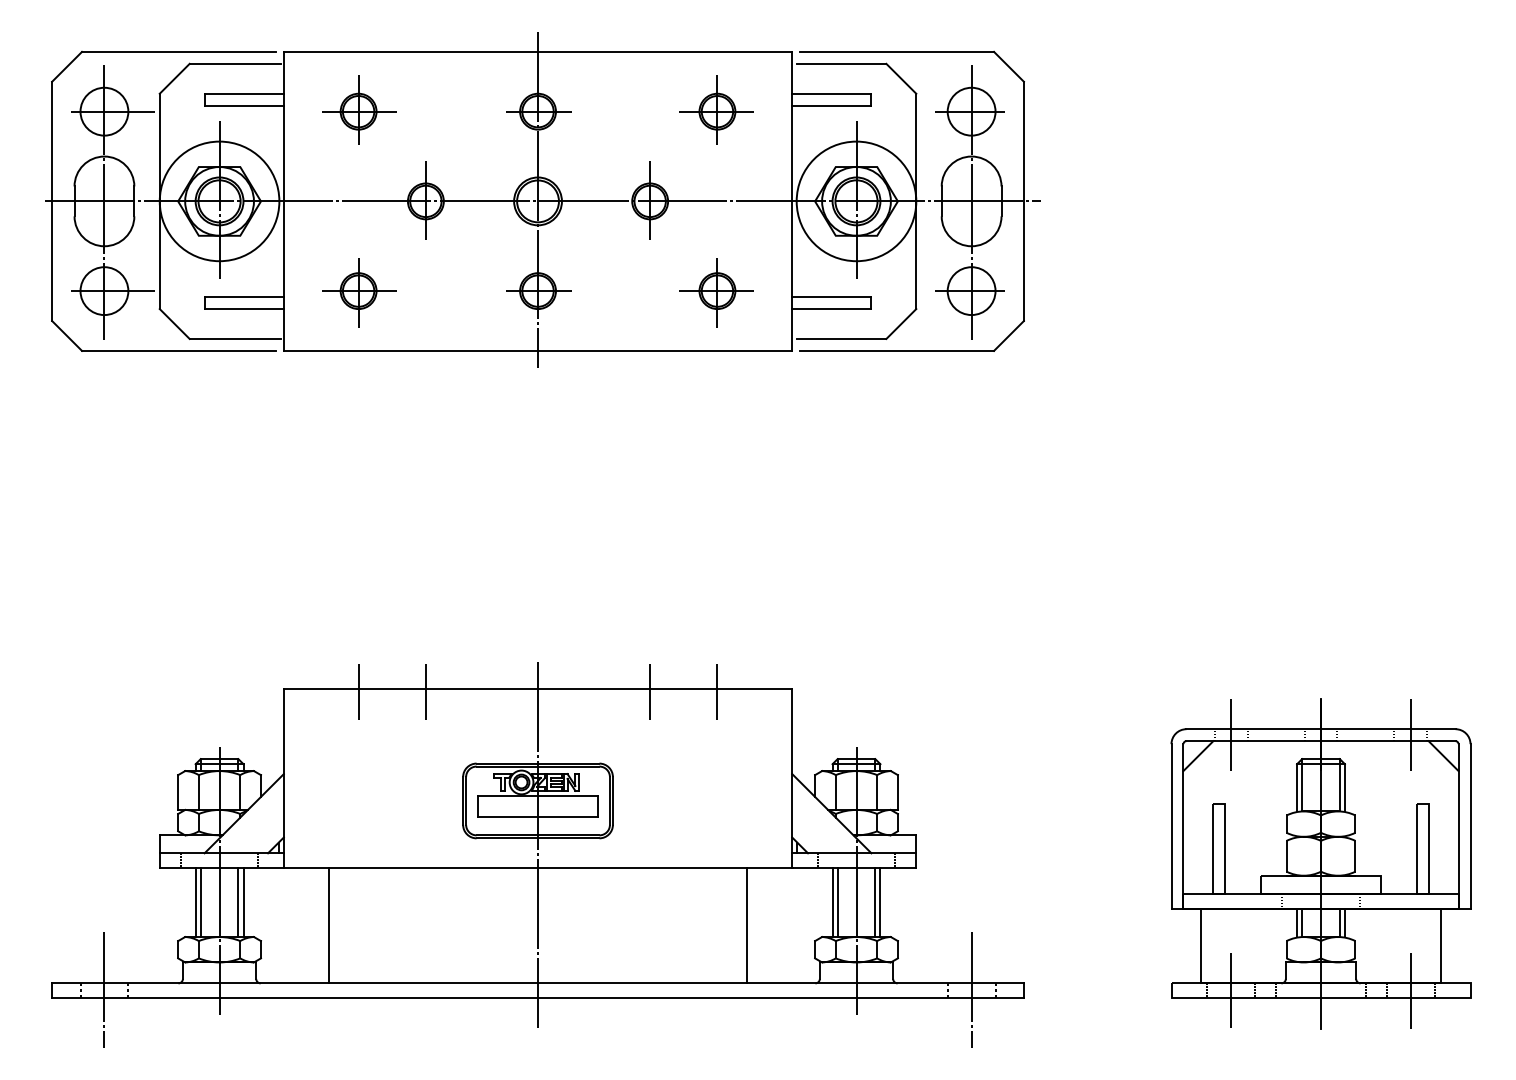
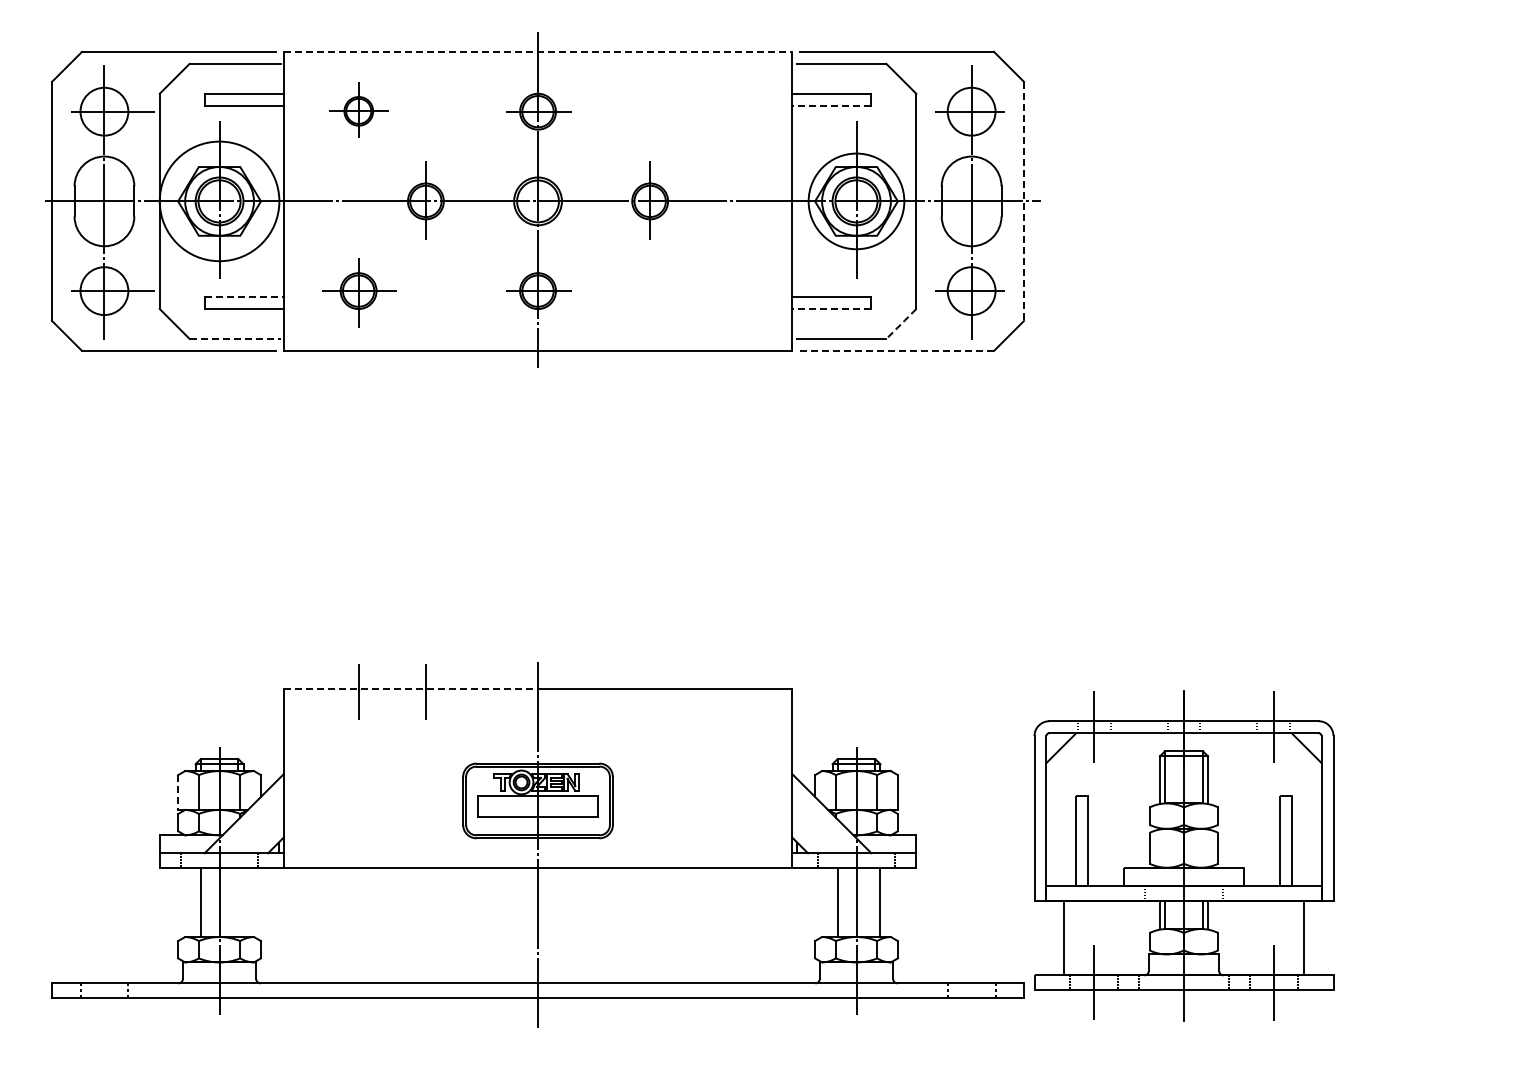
line: solid -> dashed (538, 51)
line: solid -> dashed (831, 105)
part size: 75x70 px -> 60x56 px (358, 109)
part: present -> none (716, 109)
circle diameter: 120 px -> 96 px (856, 201)
line: solid -> dashed (1023, 201)
part: present -> none (716, 292)
line: solid -> dashed (244, 297)
line: solid -> dashed (831, 309)
line: solid -> dashed (901, 324)
line: solid -> dashed (235, 338)
line: solid -> dashed (896, 350)
line: solid -> dashed (411, 688)
line: present -> none (650, 691)
line: present -> none (717, 691)
line: solid -> dashed (178, 793)
part position: (1320, 863) -> (1183, 855) (1183, 855)
line: present -> none (195, 902)
line: present -> none (238, 902)
line: present -> none (243, 902)
line: present -> none (832, 902)
line: present -> none (875, 902)
line: present -> none (328, 925)
line: present -> none (747, 925)
line: present -> none (104, 989)
line: present -> none (971, 989)
